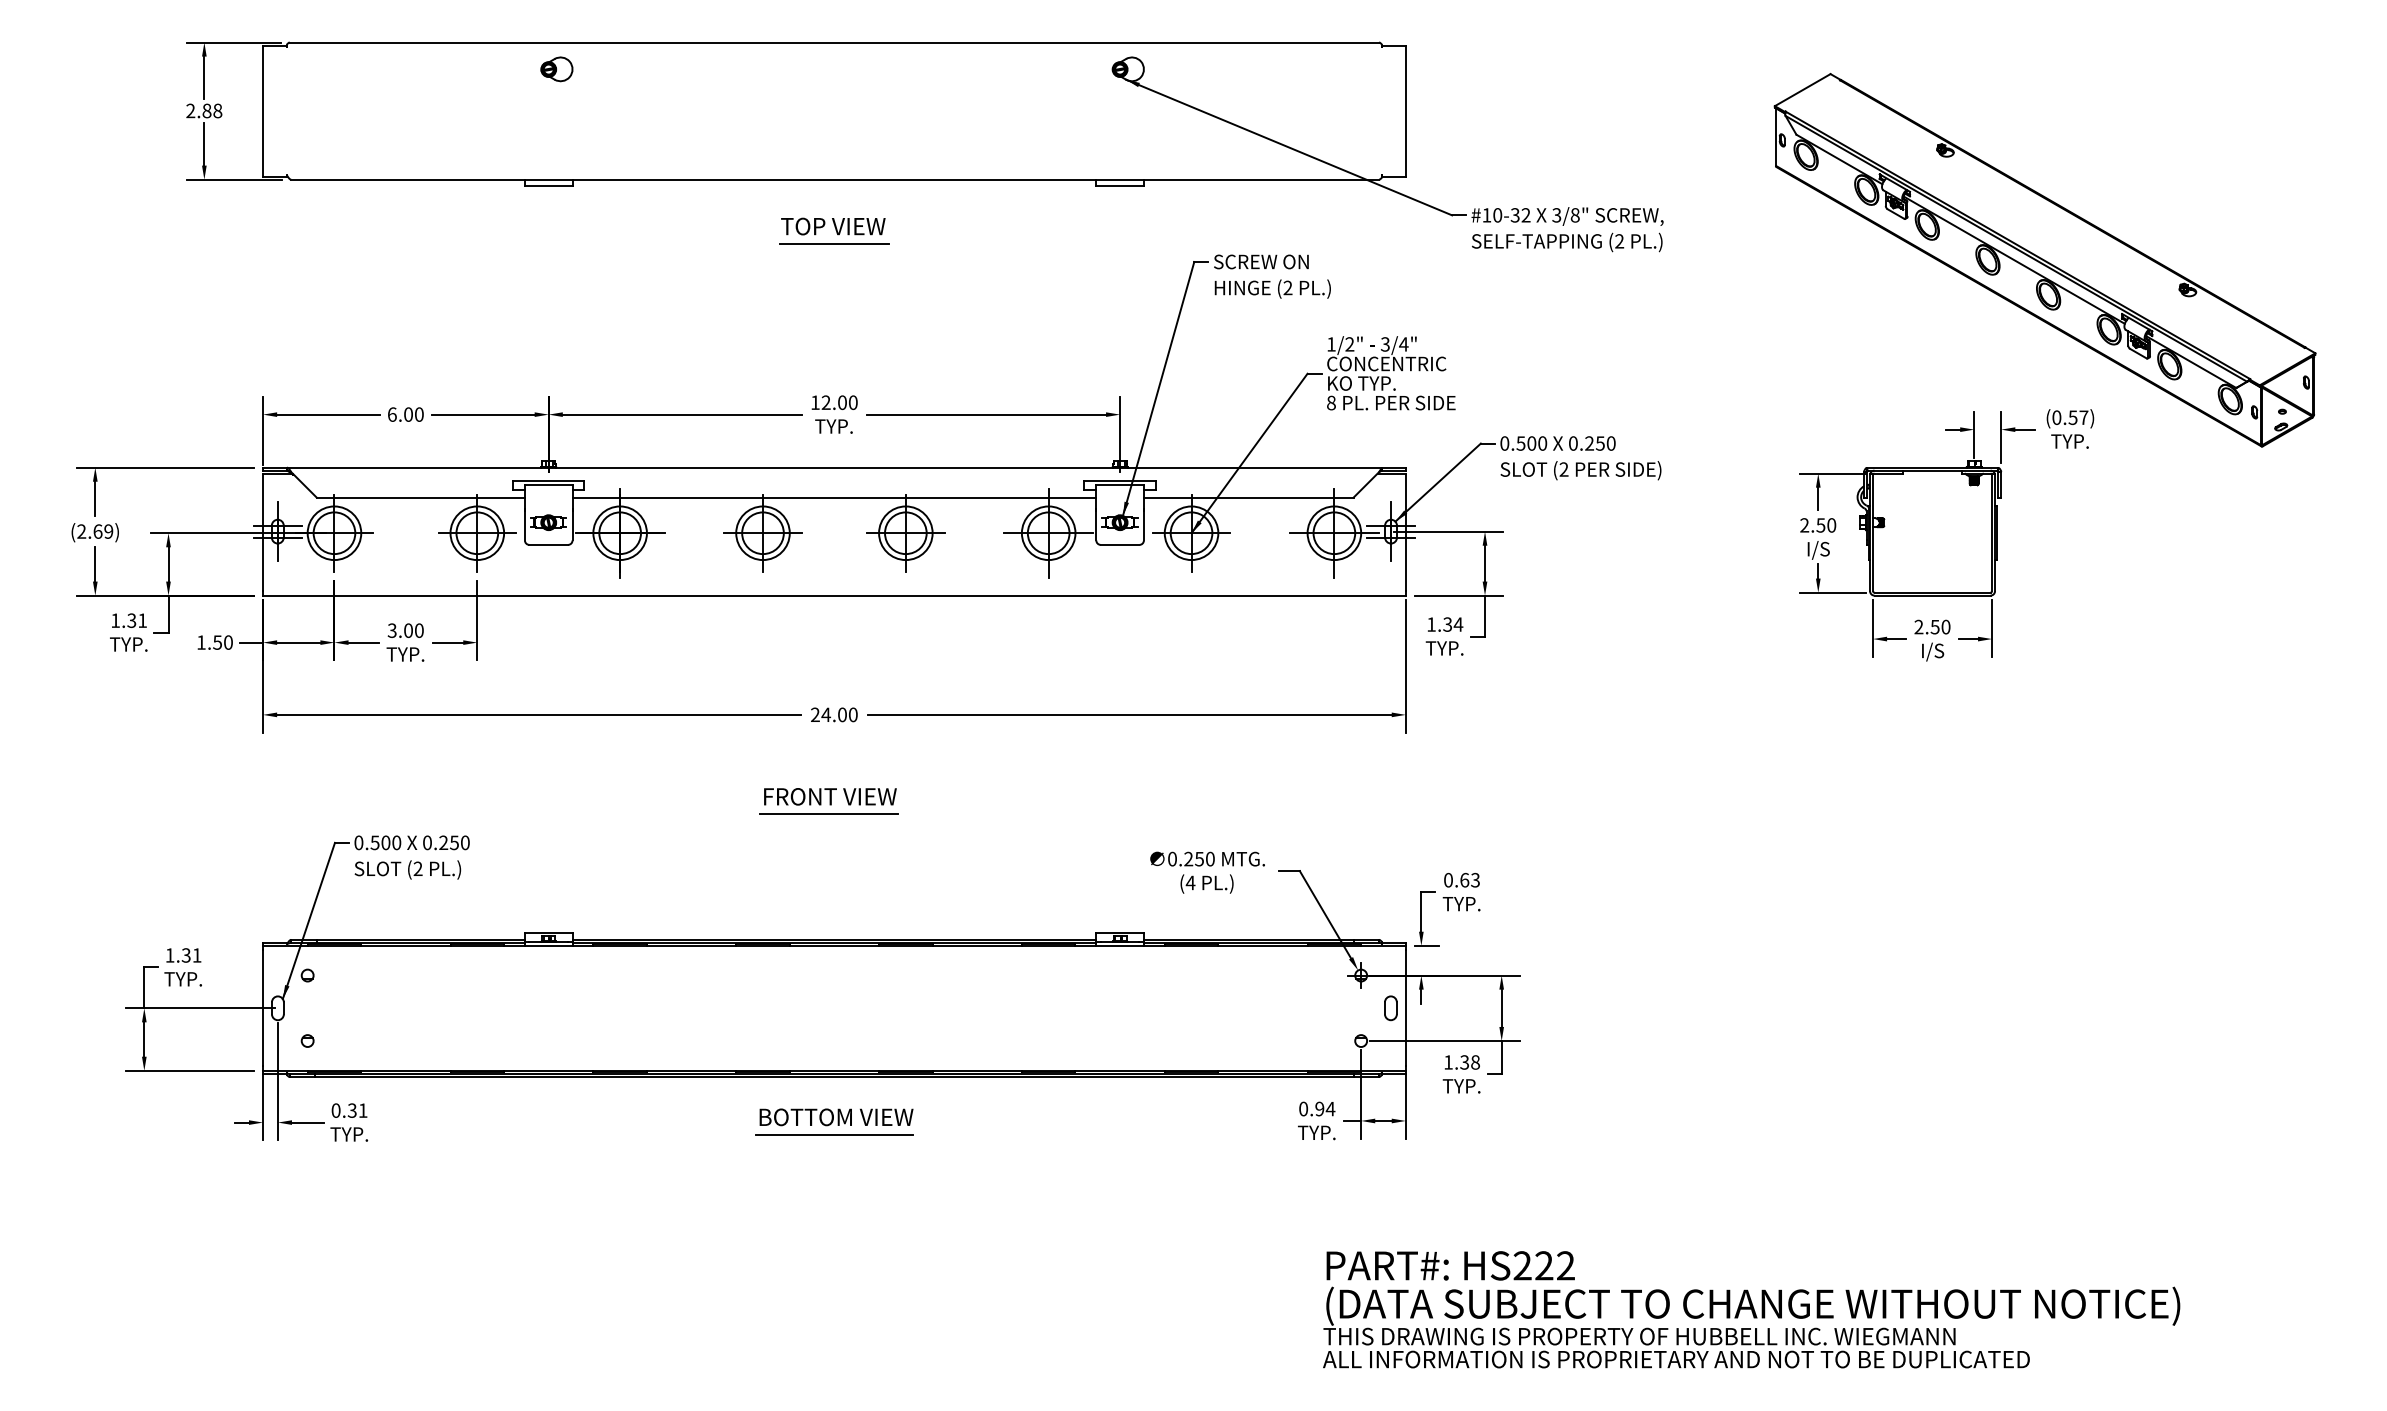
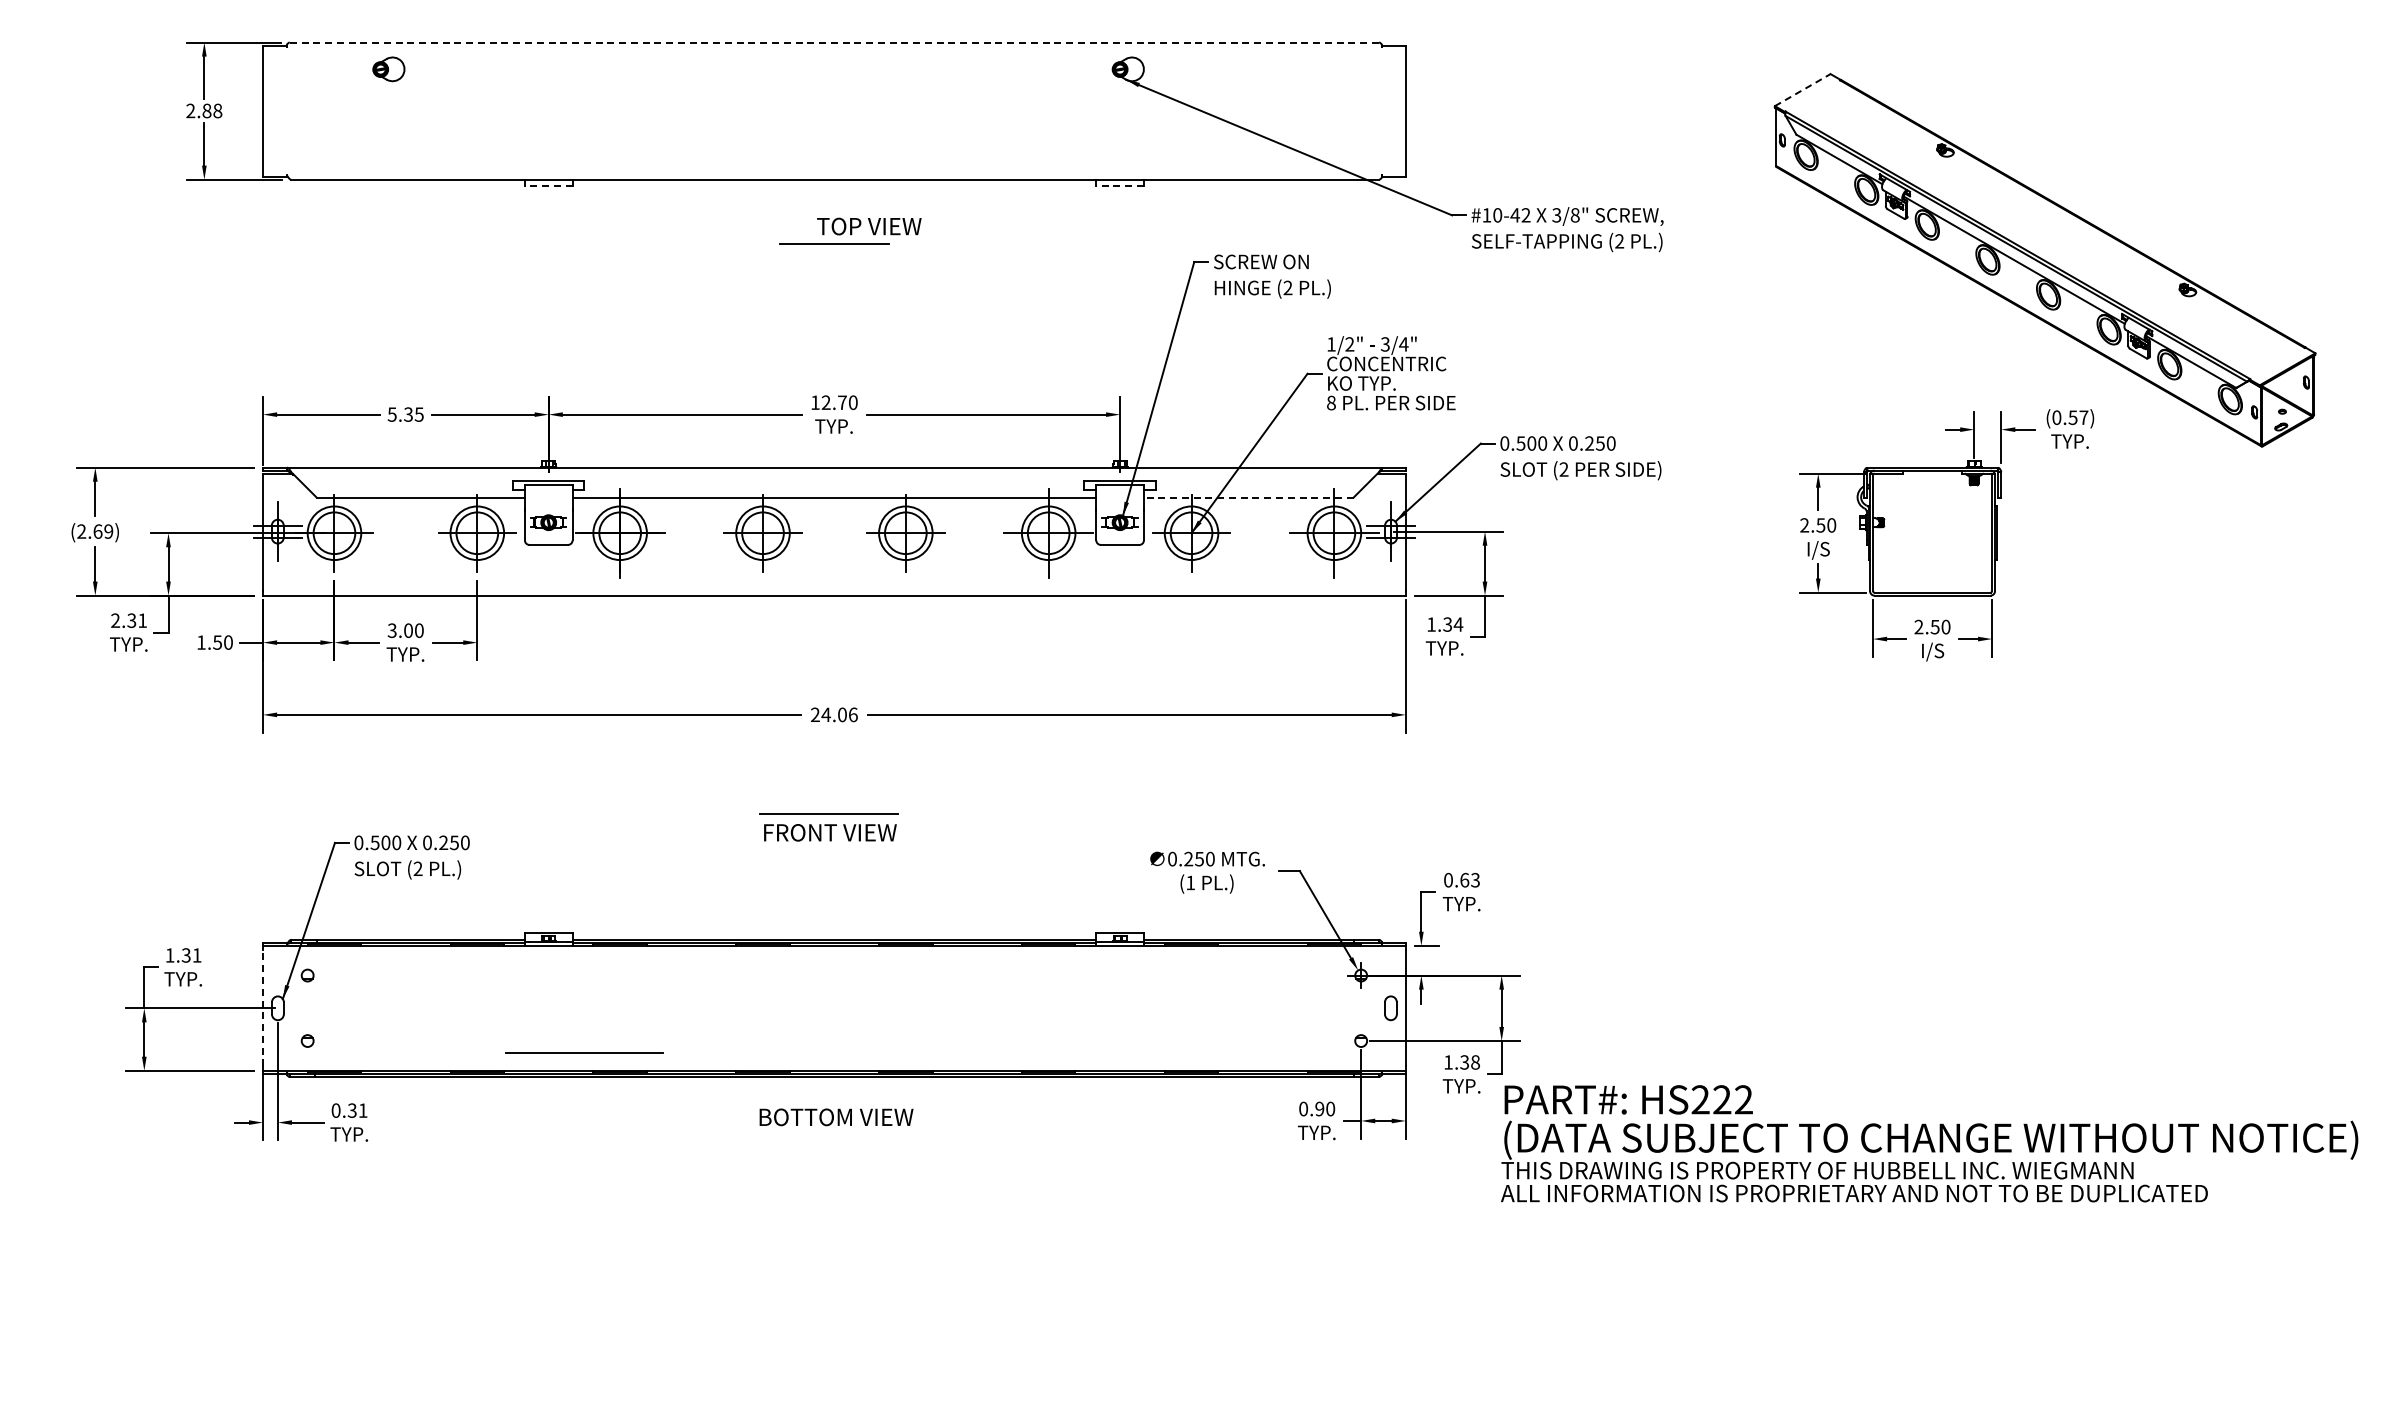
line: solid -> dashed (834, 42)
part position: (556, 69) -> (388, 69) (388, 69)
line: solid -> dashed (1803, 89)
line: solid -> dashed (548, 186)
line: solid -> dashed (1120, 186)
text: #10-32 -> #10-42 (1515, 215)
text position: (833, 226) -> (869, 226) (869, 226)
text: 12.00 -> 12.70 (842, 402)
text: 6.00 -> 5.35 (405, 414)
line: solid -> dashed (1248, 497)
text: 1.31 -> 2.31 (115, 620)
text: 24.00 -> 24.06 (853, 714)
text position: (830, 796) -> (830, 832) (830, 832)
text: (4 -> (1 (1190, 882)
line: solid -> dashed (263, 1007)
text: 0.94 -> 0.90 (1330, 1108)
line position: (834, 1134) -> (584, 1052) (584, 1052)
text position: (1751, 1309) -> (1929, 1143) (1929, 1143)
